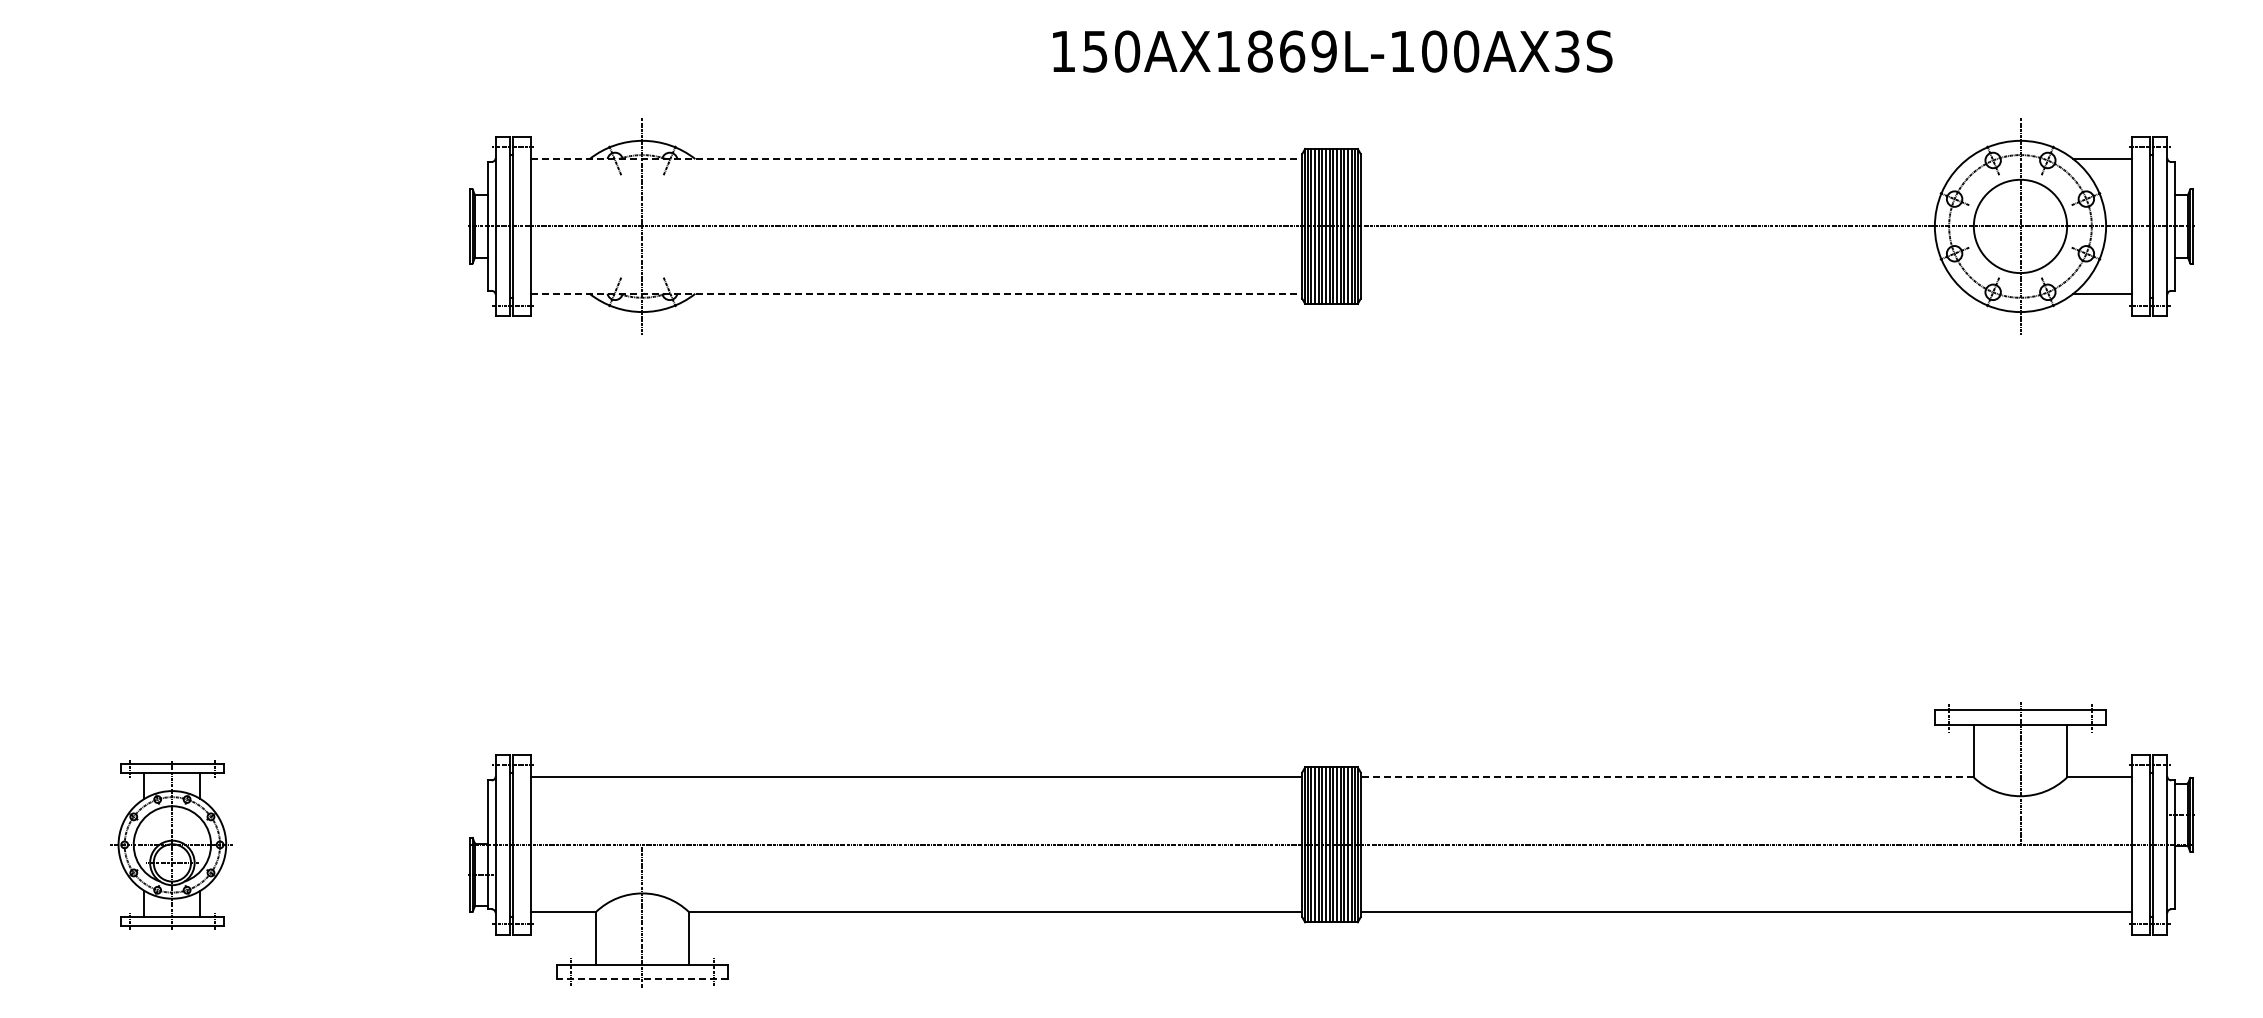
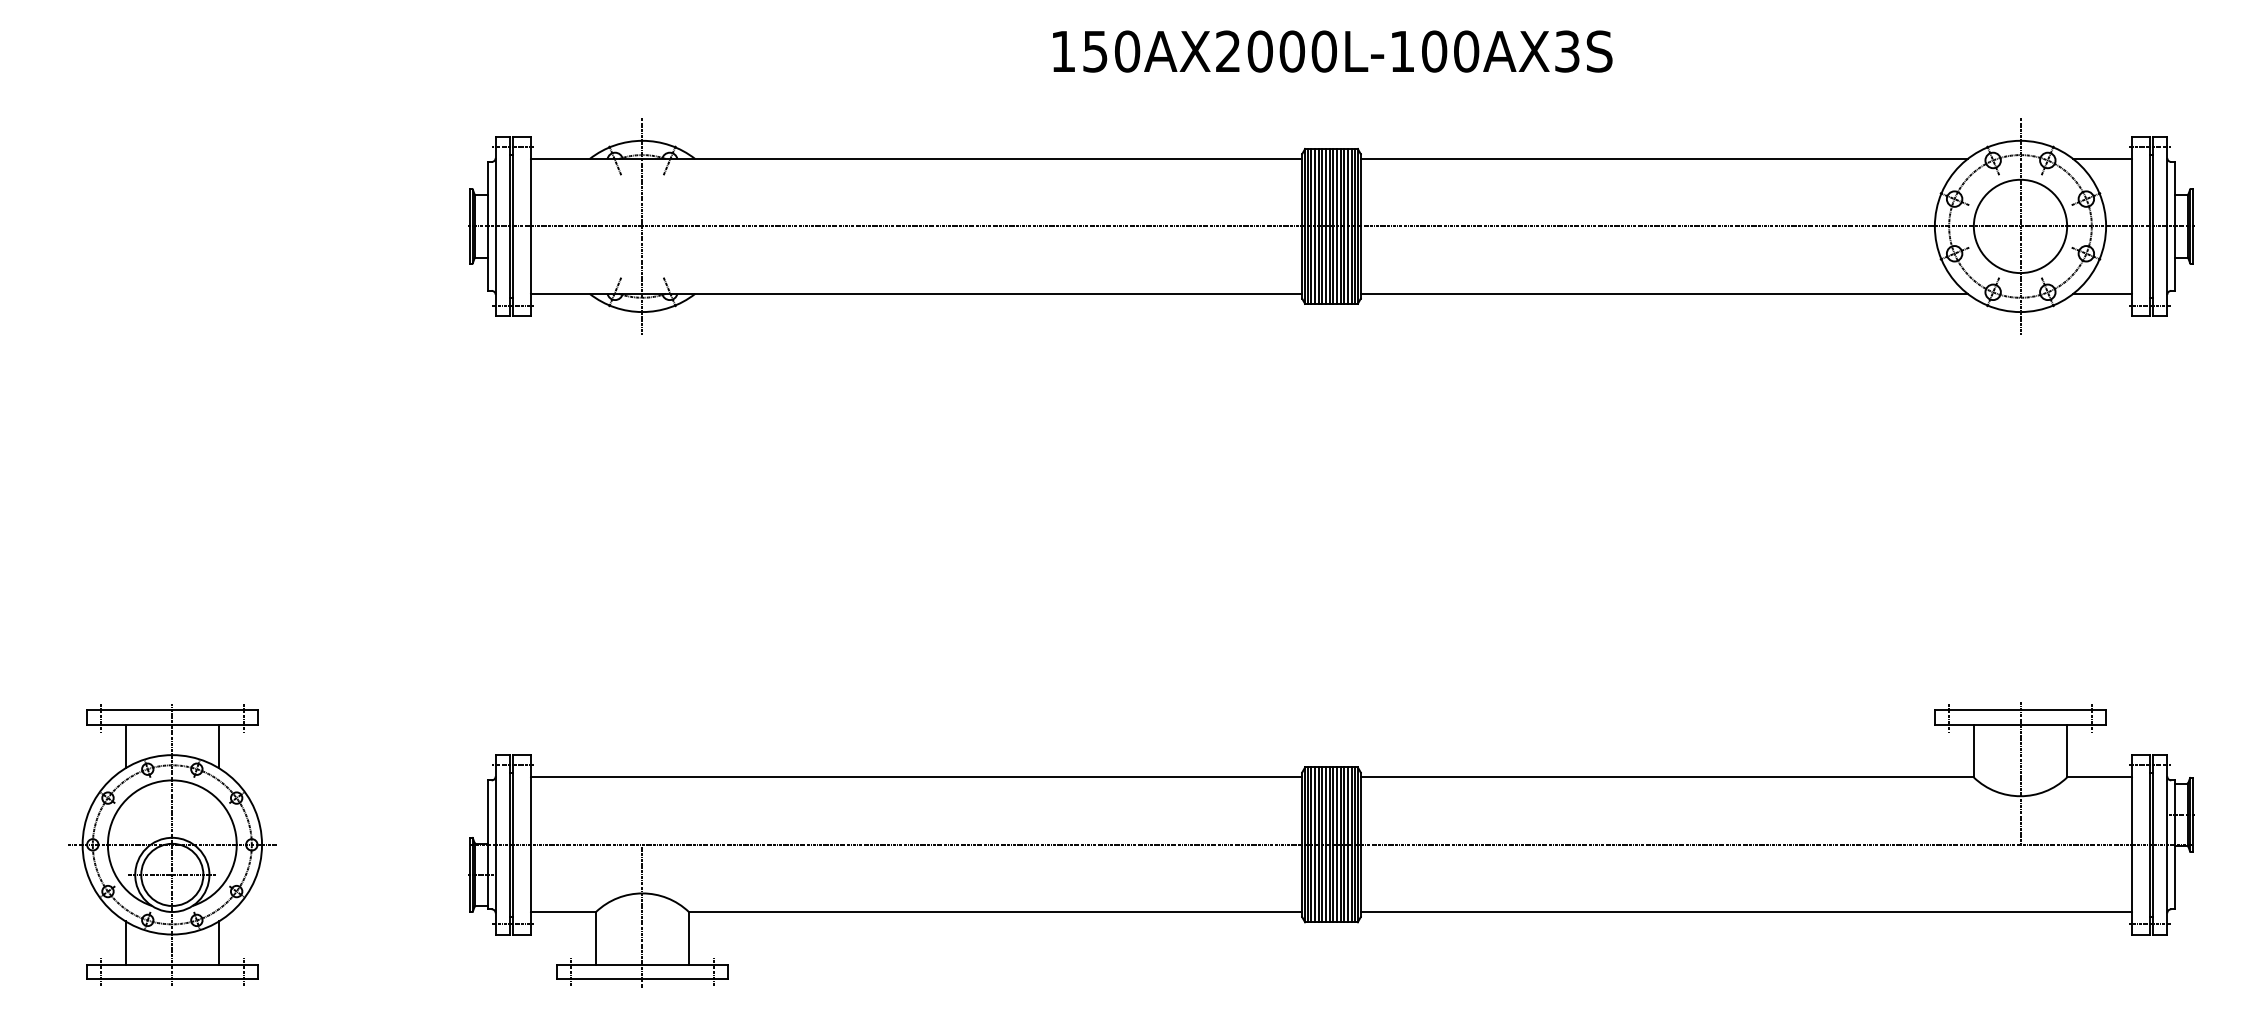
text: 150AX1869L-100AX3S -> 150AX2000L-100AX3S (1276, 51)
line: dashed -> solid (917, 159)
line: none -> present (1663, 159)
line: dashed -> solid (917, 293)
line: none -> present (1663, 293)
line: dashed -> solid (1667, 777)
part size: 123x170 px -> 209x282 px (172, 844)
line: dashed -> solid (642, 979)
